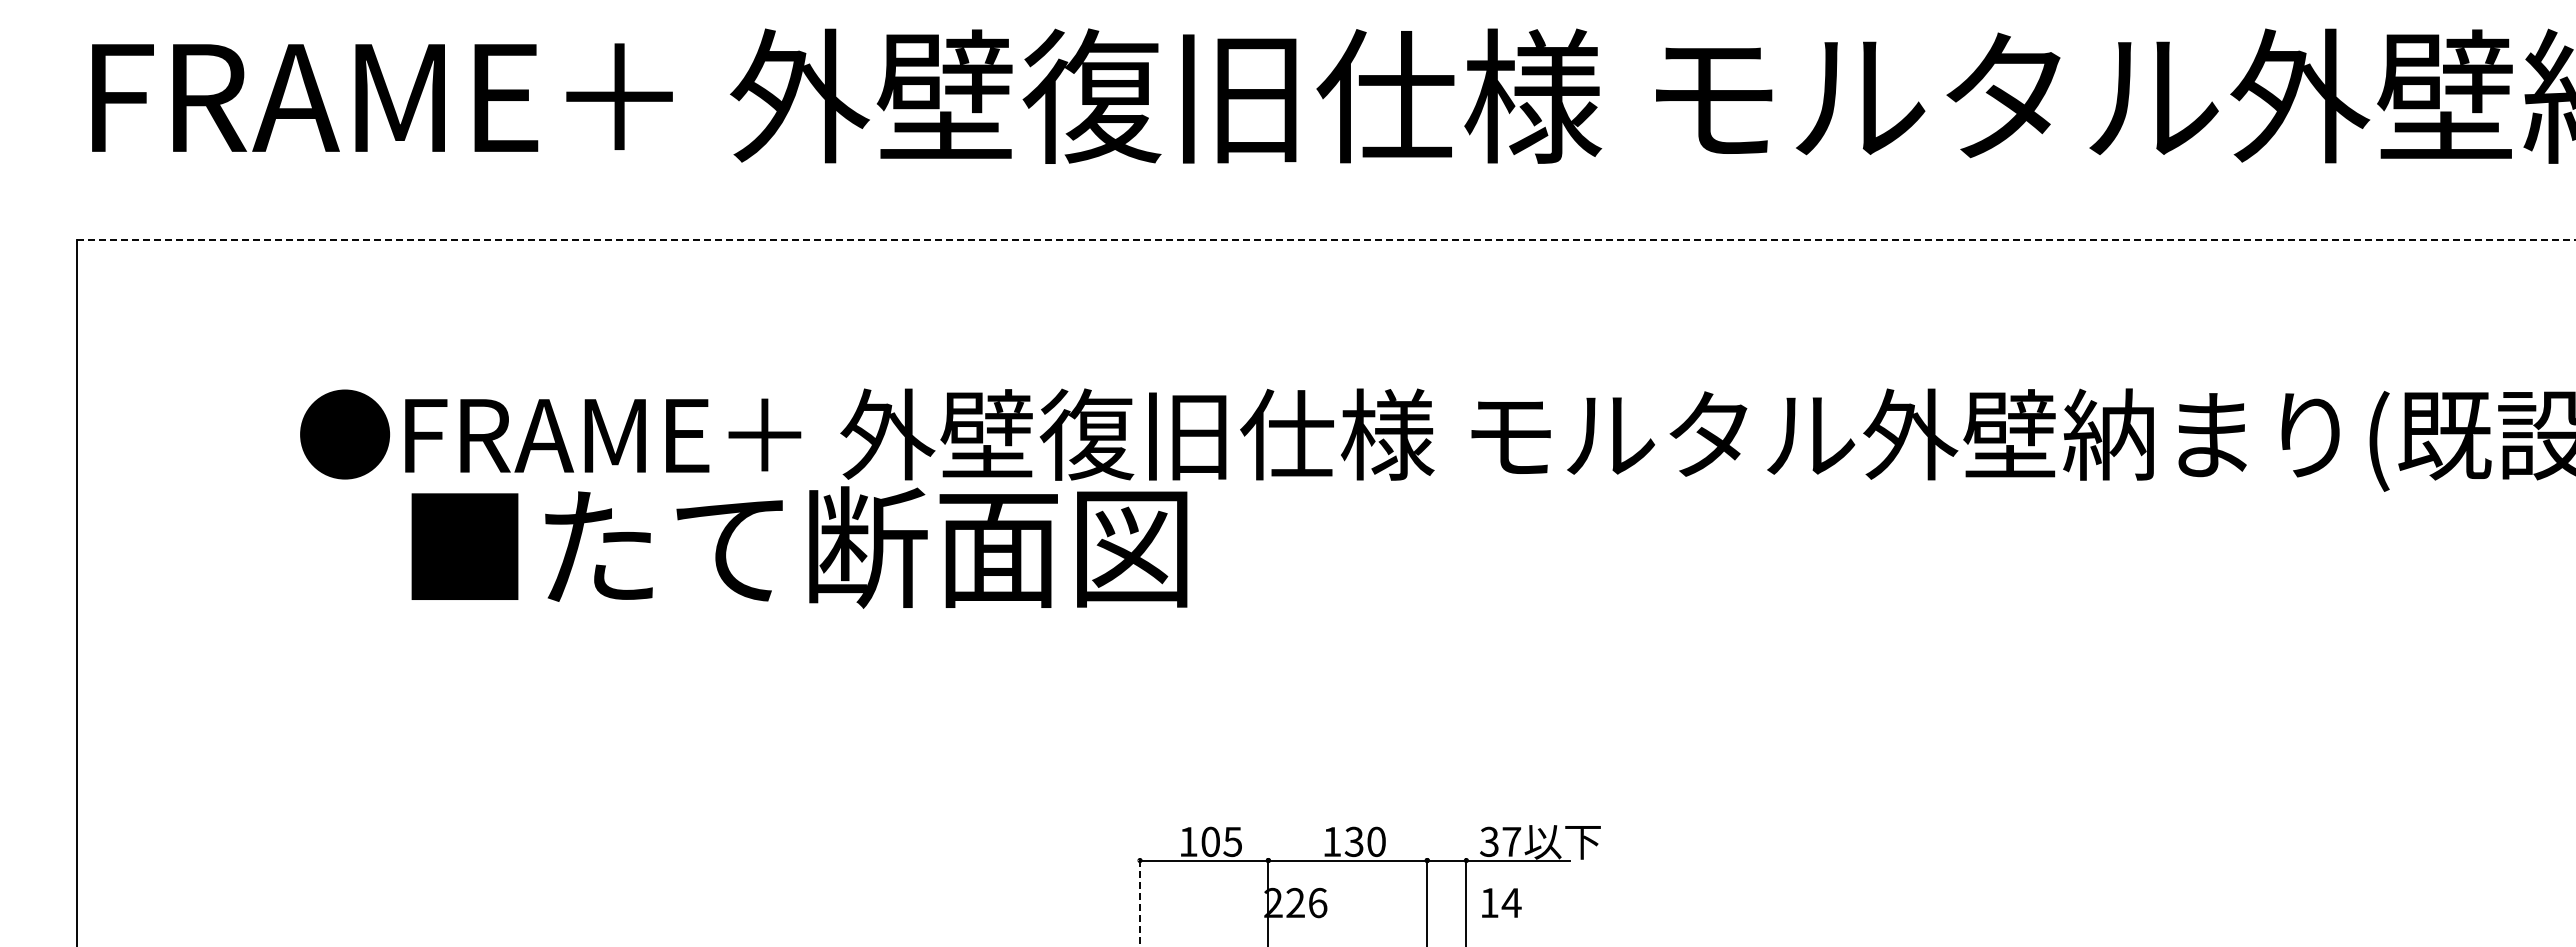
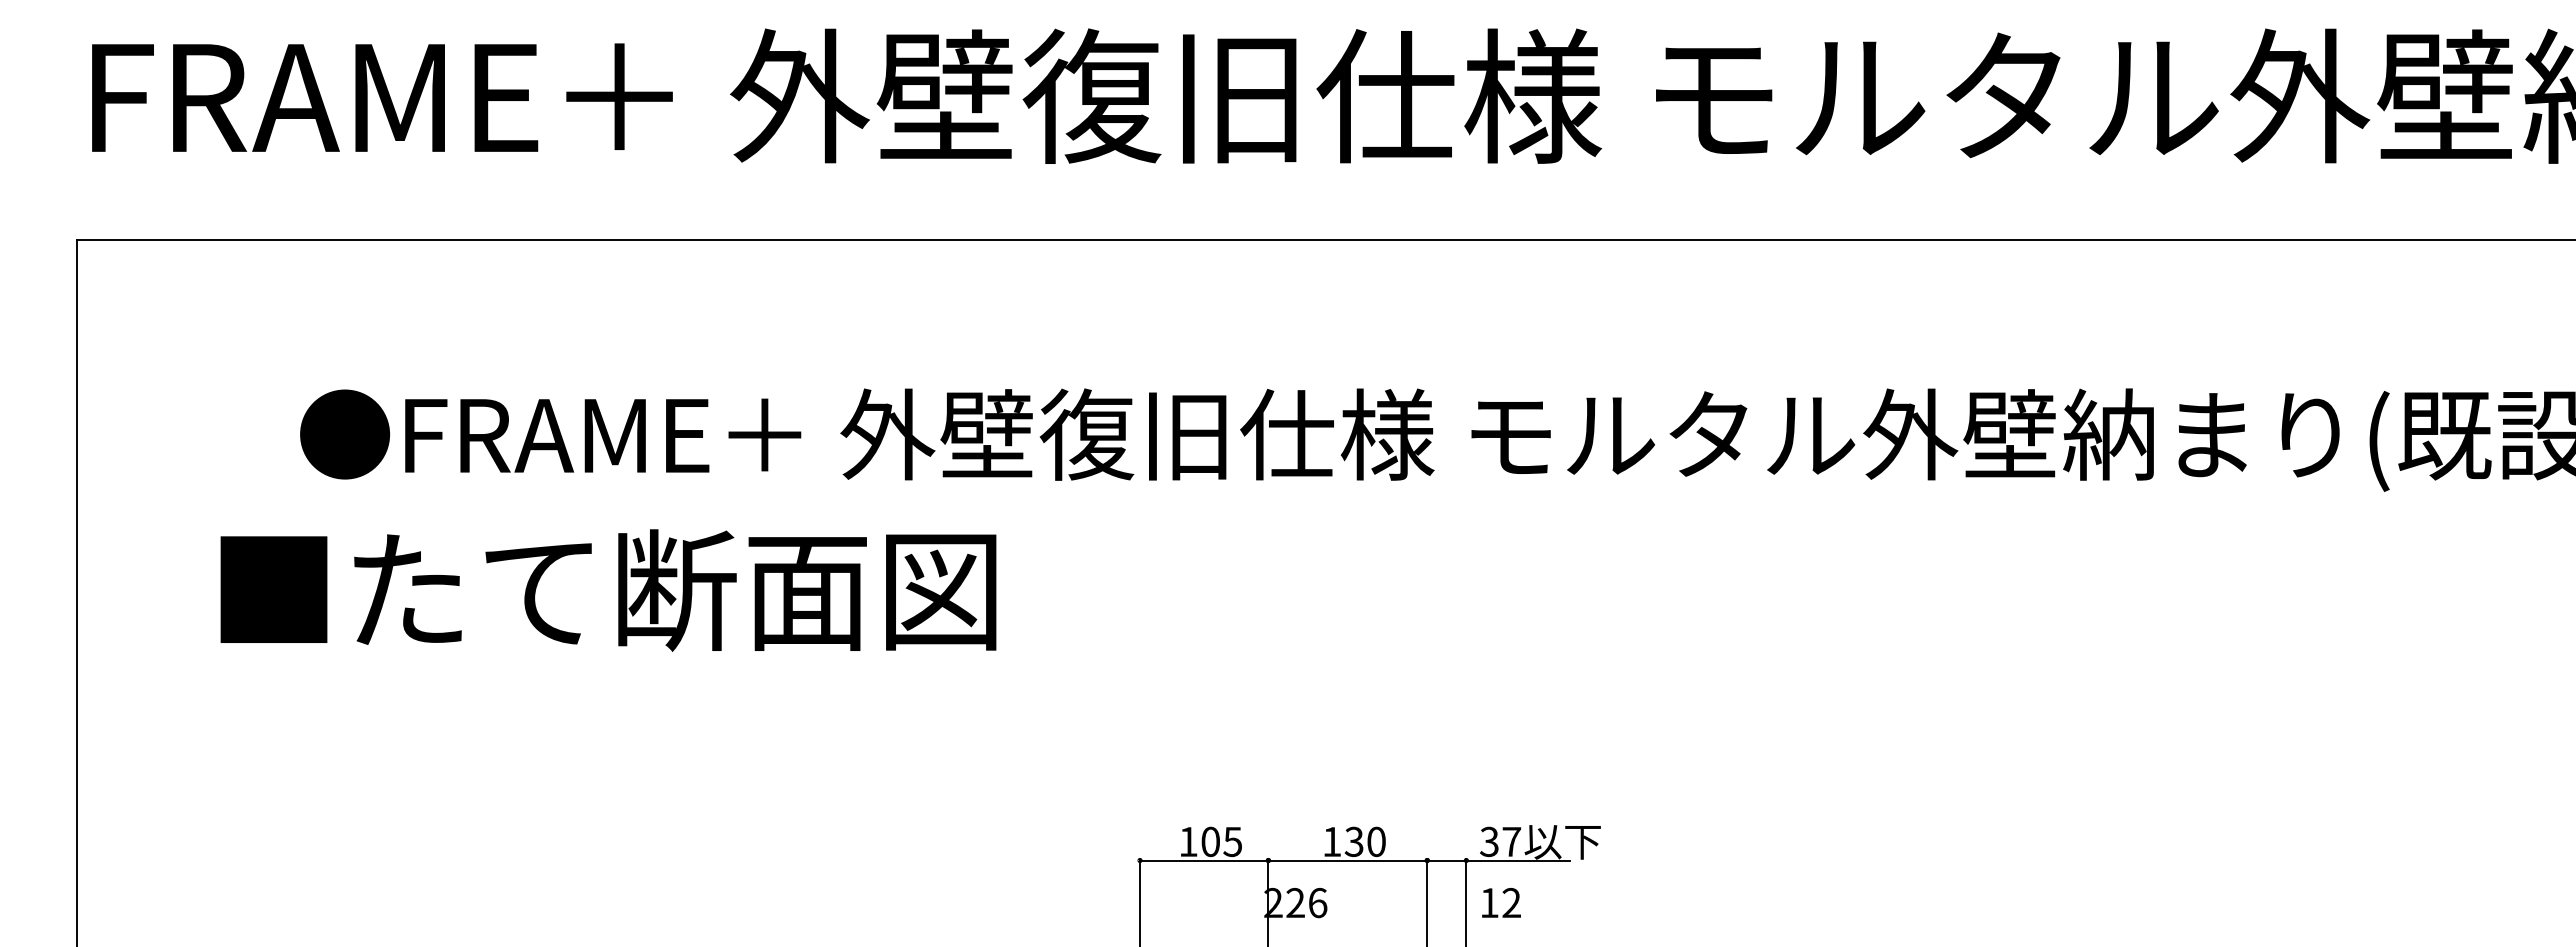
line: dashed -> solid (1327, 239)
text position: (799, 547) -> (608, 590) (608, 590)
line: dashed -> solid (1140, 902)
text: 14 -> 12 (1511, 902)
